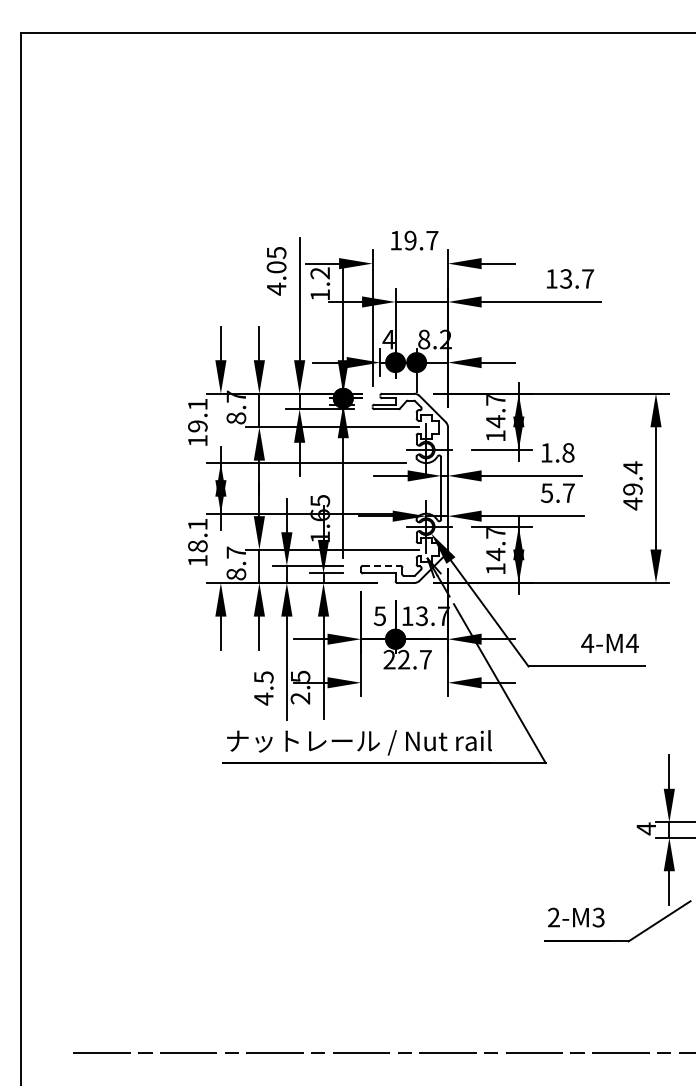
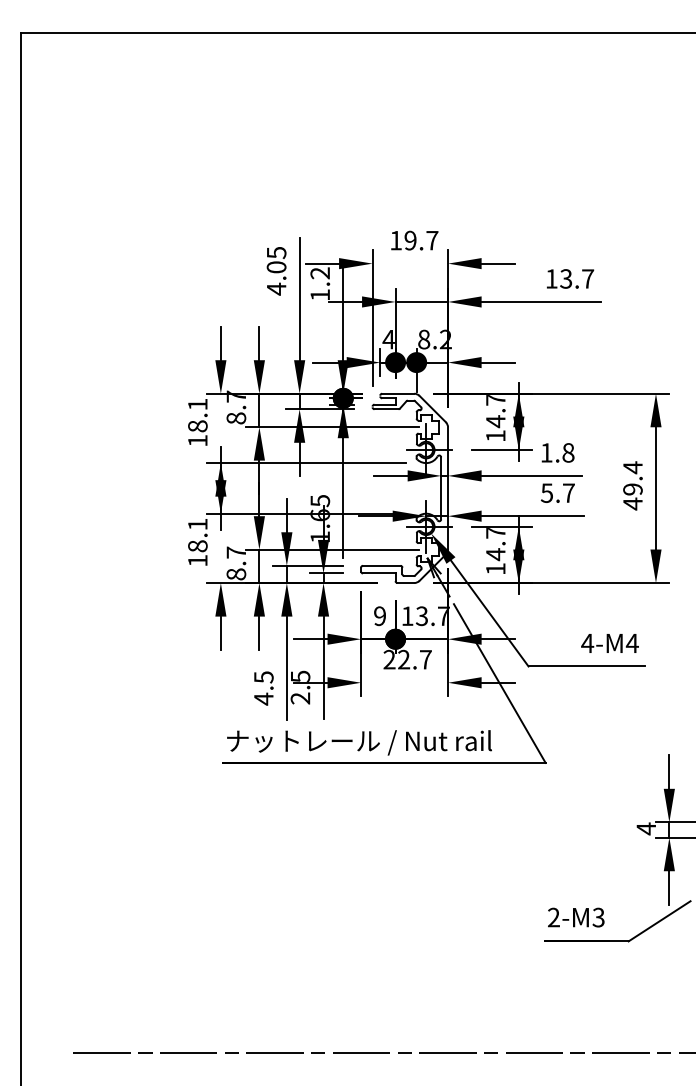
text: 19.1 -> 18.1 (197, 426)
line: dashed -> solid (381, 565)
text: 5 -> 9 (379, 615)
